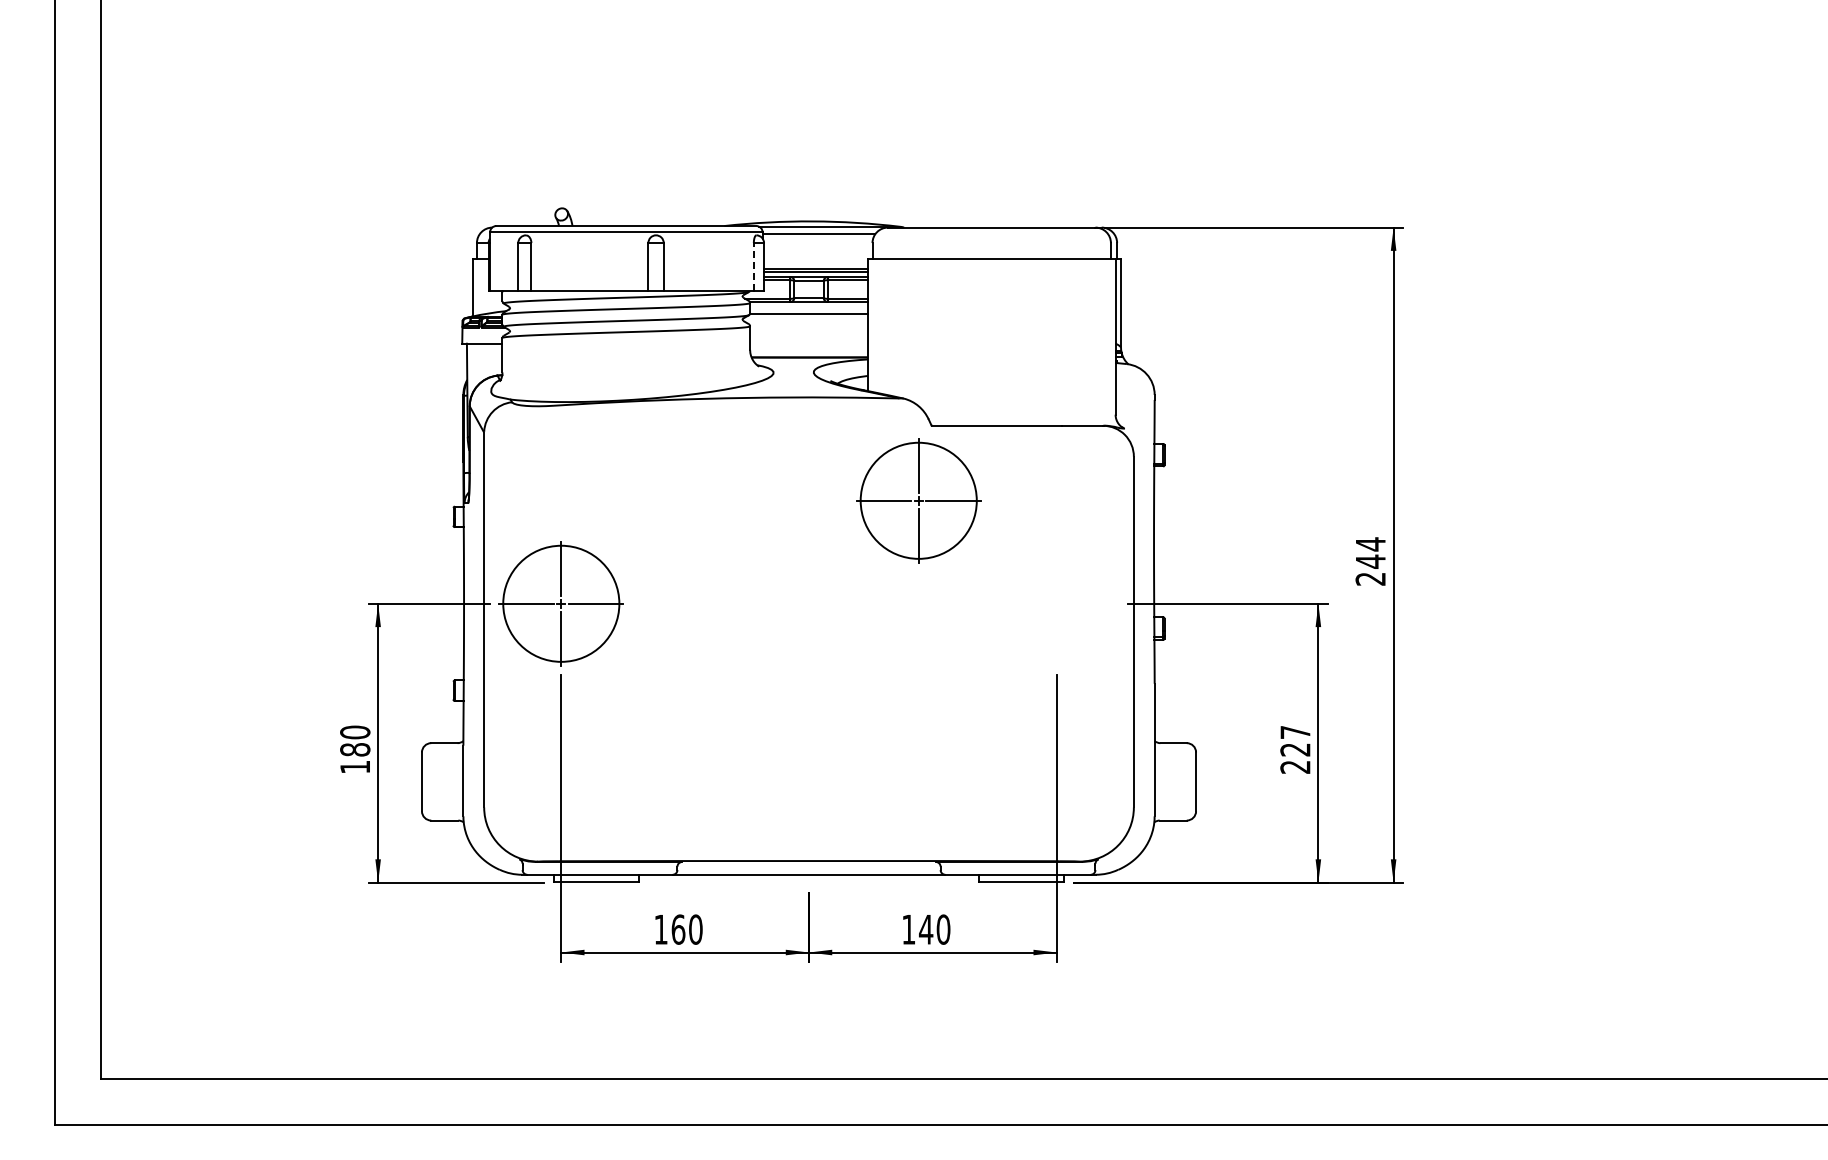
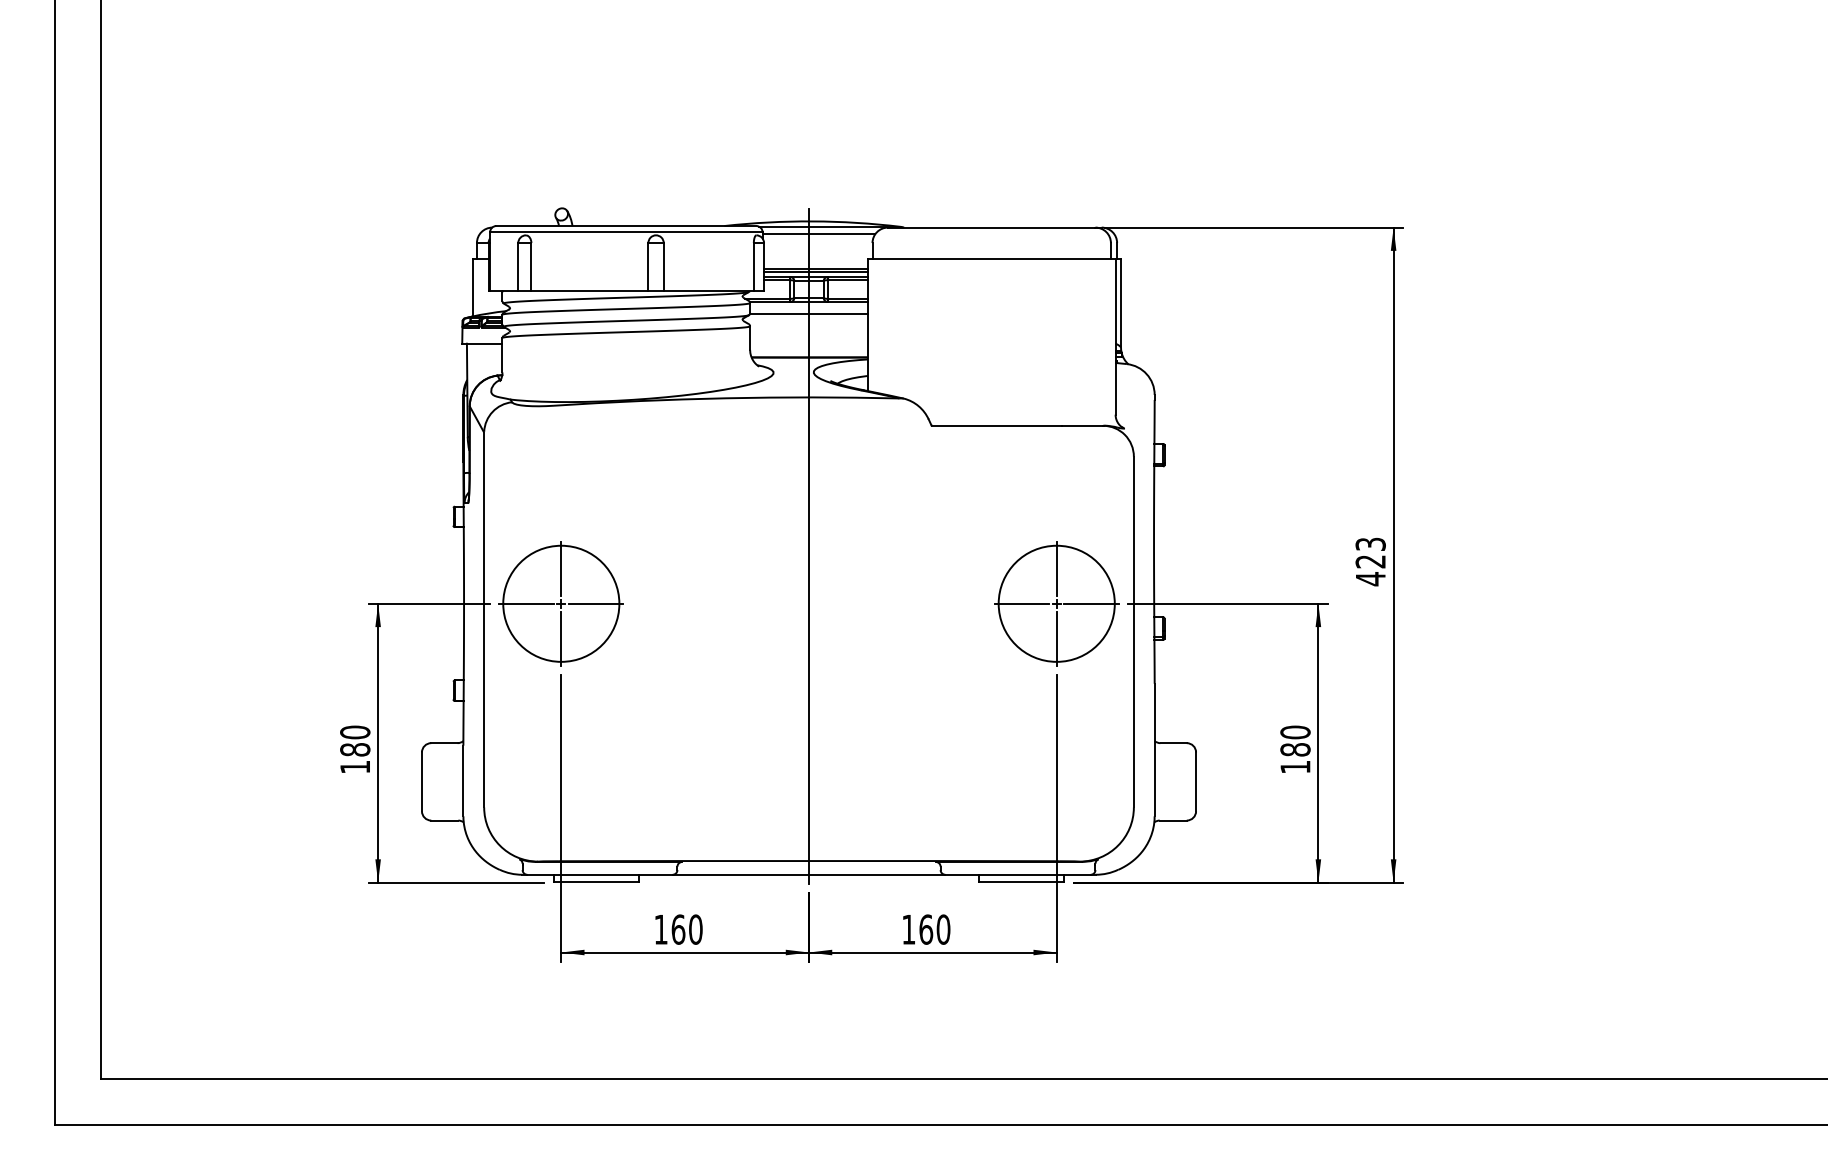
line: dashed -> solid (753, 267)
part position: (918, 500) -> (1056, 603) (1056, 603)
line: none -> present (809, 546)
text: 244 -> 423 (1370, 561)
text: 227 -> 180 (1295, 749)
text: 140 -> 160 (926, 929)
